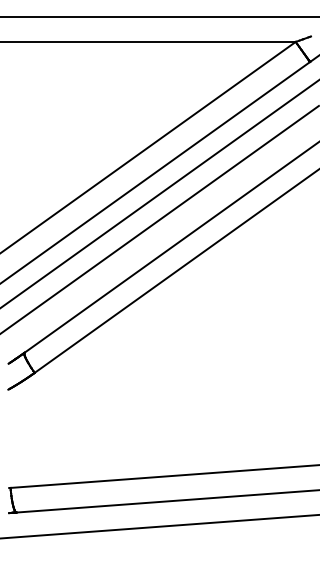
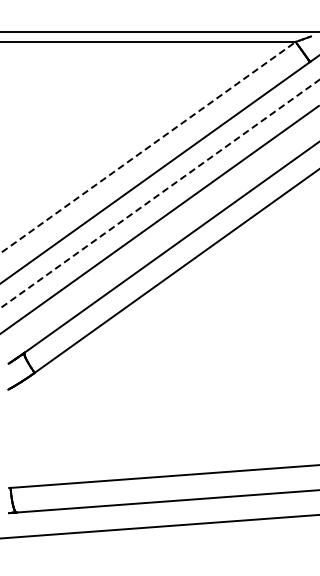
line position: (159, 17) -> (159, 32) (159, 32)
line: solid -> dashed (147, 147)
line: solid -> dashed (159, 194)
